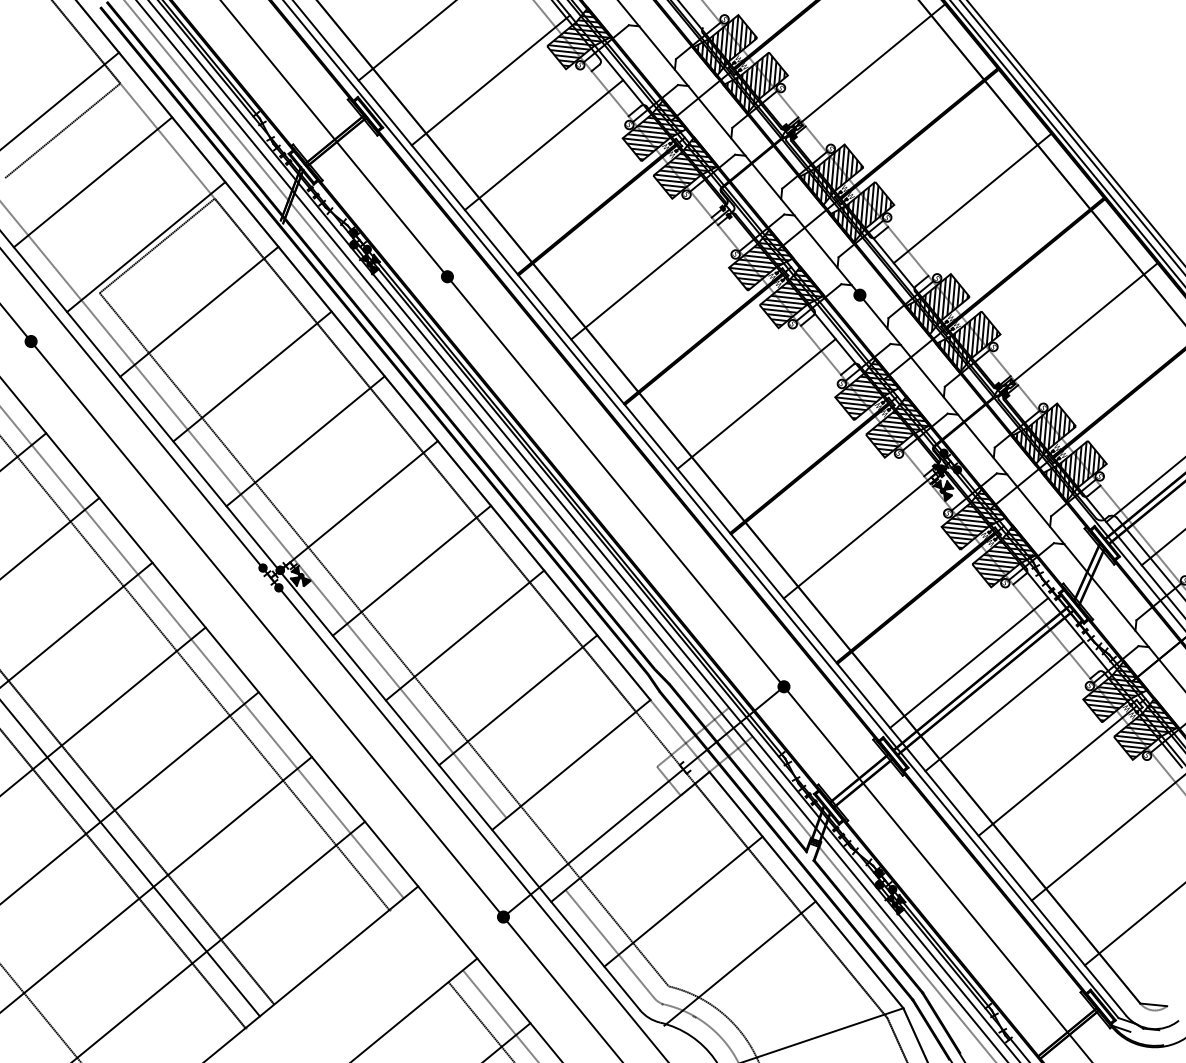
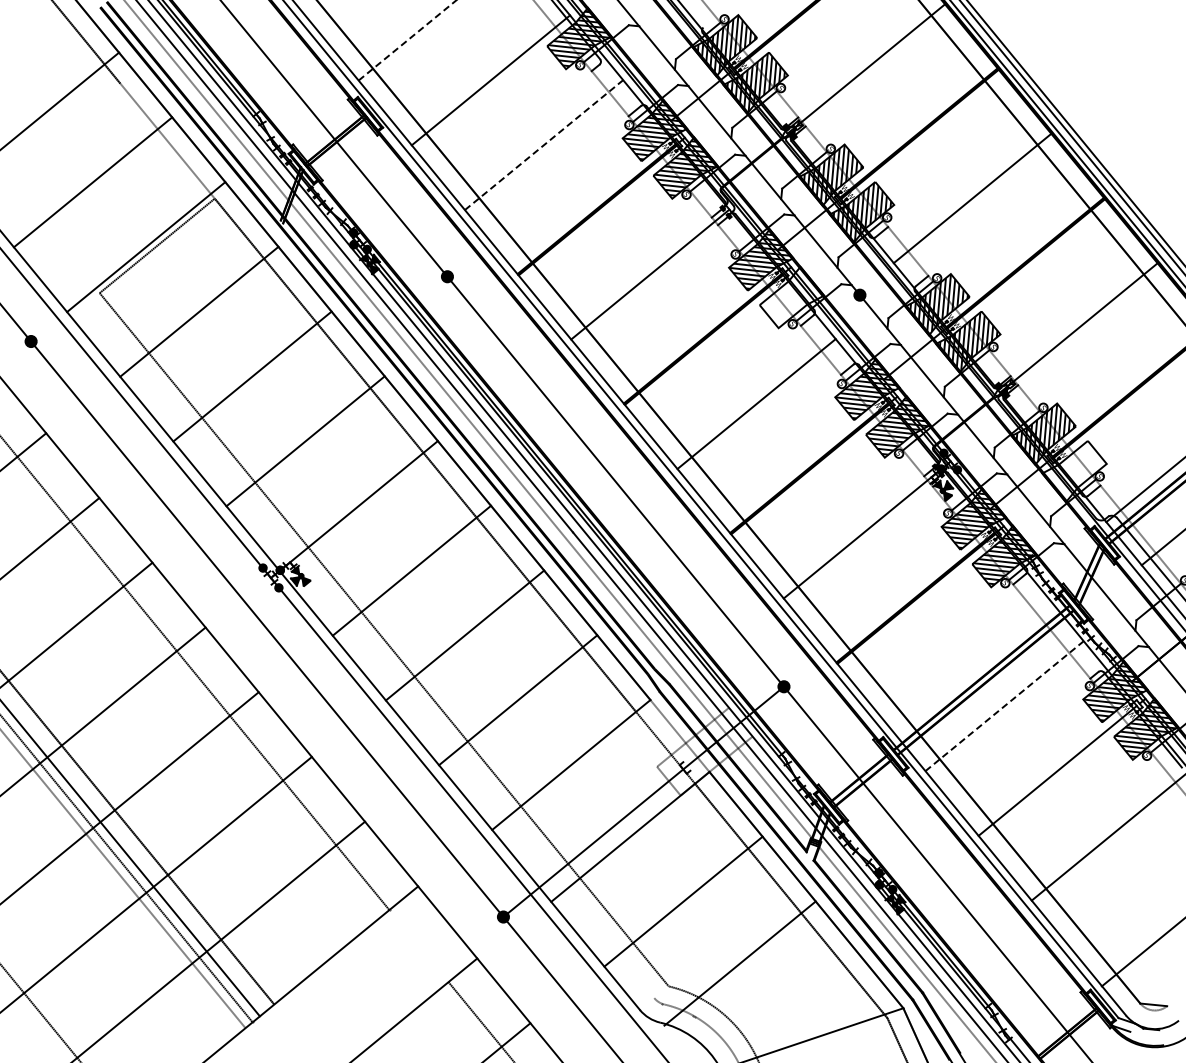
line: solid -> dashed (408, 40)
line: present -> none (62, 130)
line: solid -> dashed (544, 144)
hatch: present -> none (791, 297)
hatch: present -> none (1074, 470)
line: present -> none (254, 510)
line: present -> none (202, 653)
line: present -> none (969, 662)
line: solid -> dashed (1004, 705)
line position: (123, 880) -> (127, 869) (127, 869)
line position: (1133, 925) -> (1141, 953) (1141, 953)
line: present -> none (609, 944)
line: present -> none (498, 1014)
